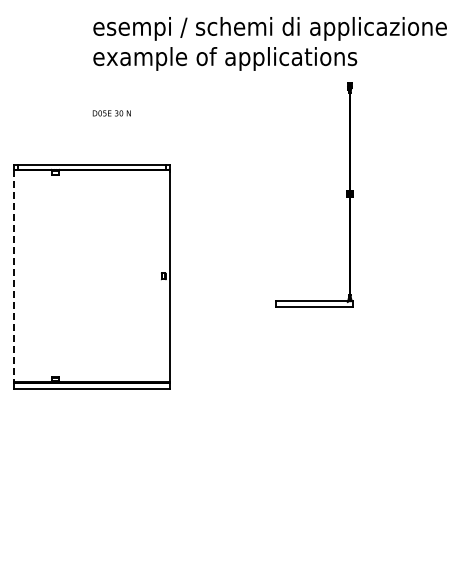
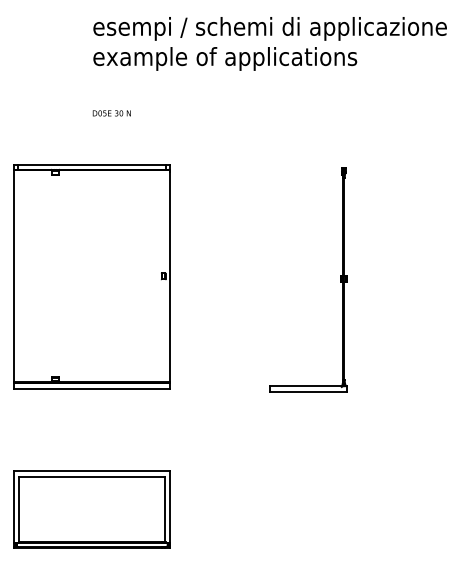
part position: (346, 194) -> (340, 279) (340, 279)
line: dashed -> solid (14, 276)
part: none -> present (91, 509)
